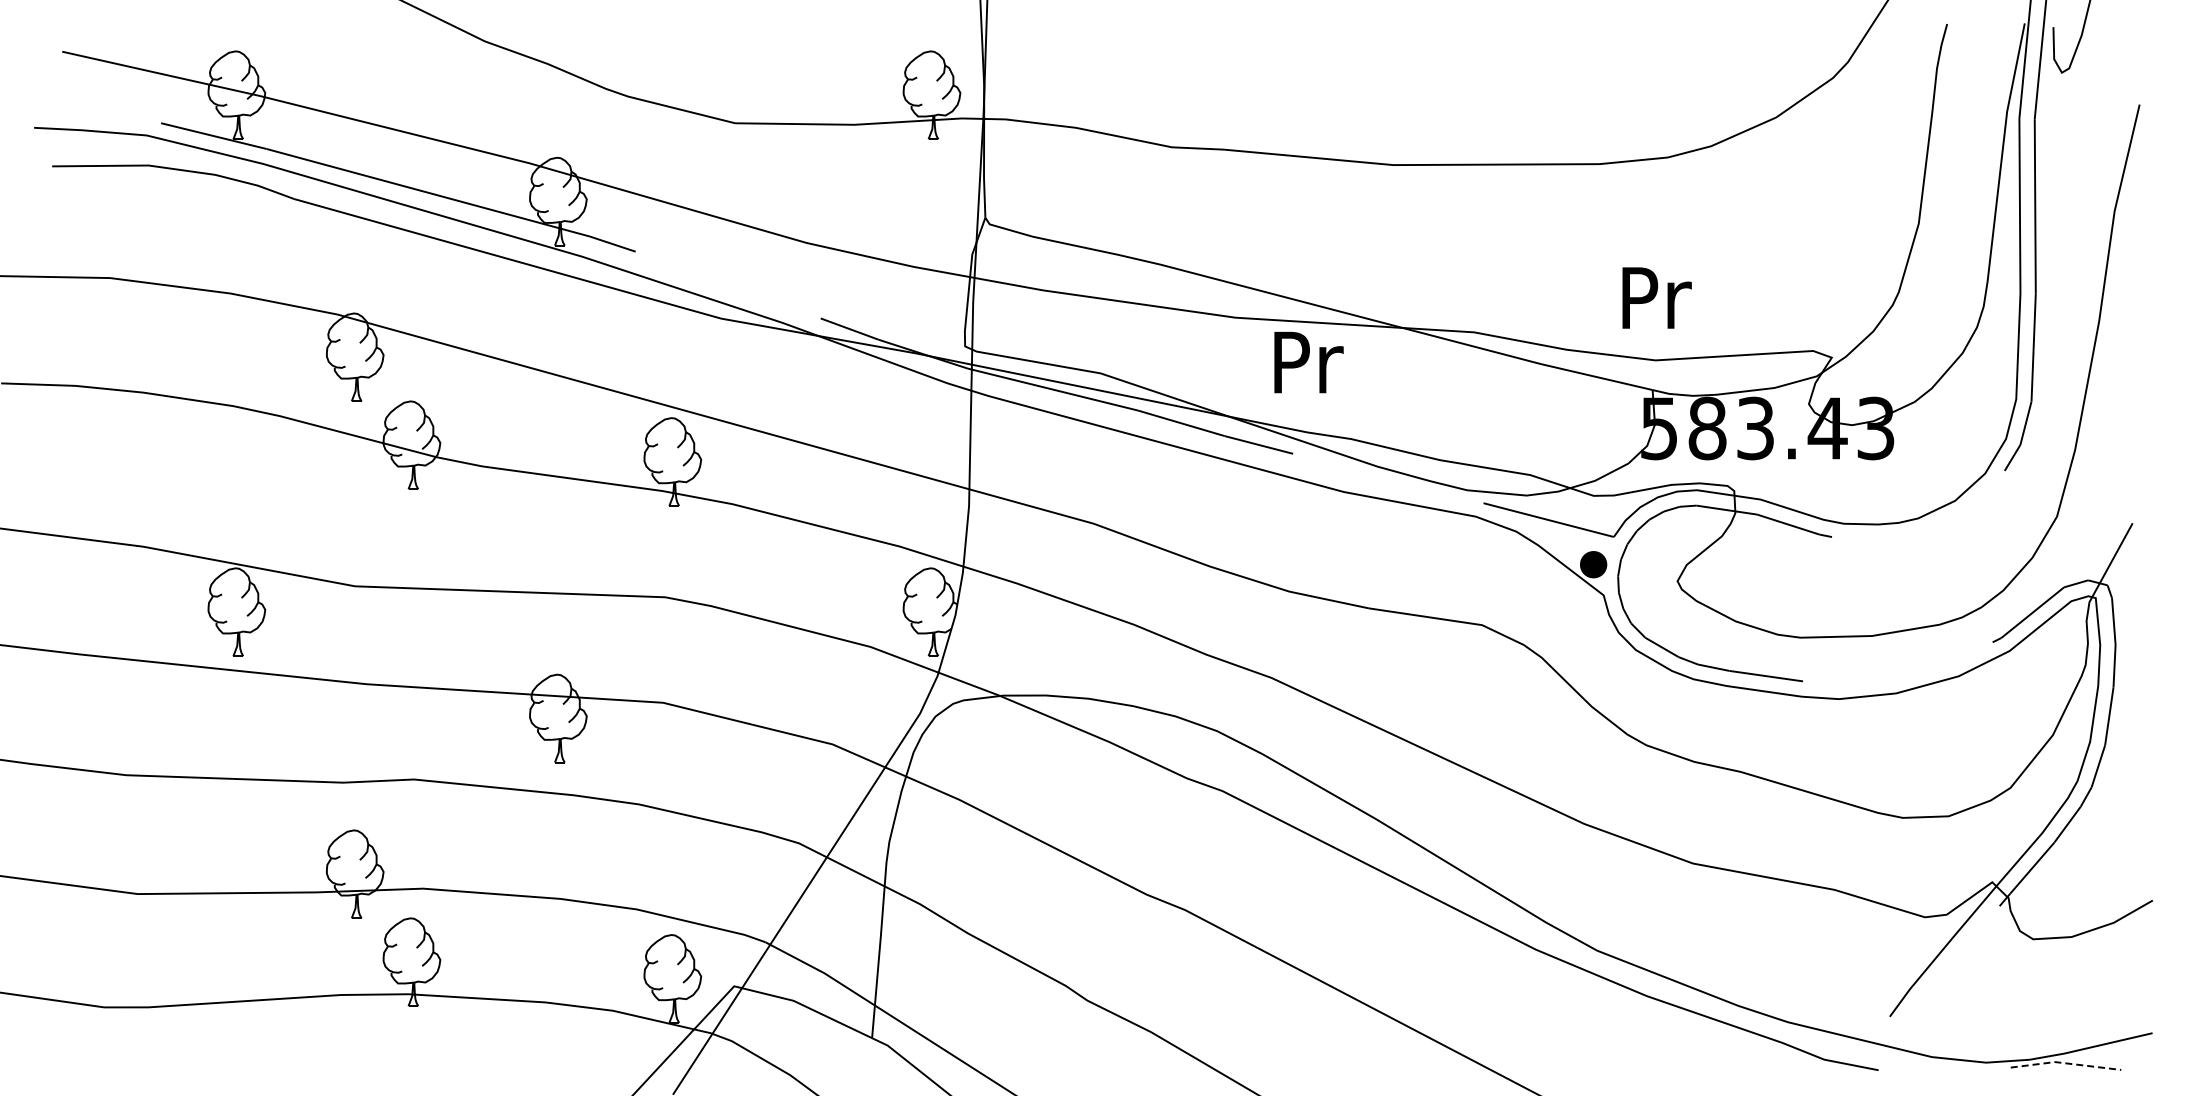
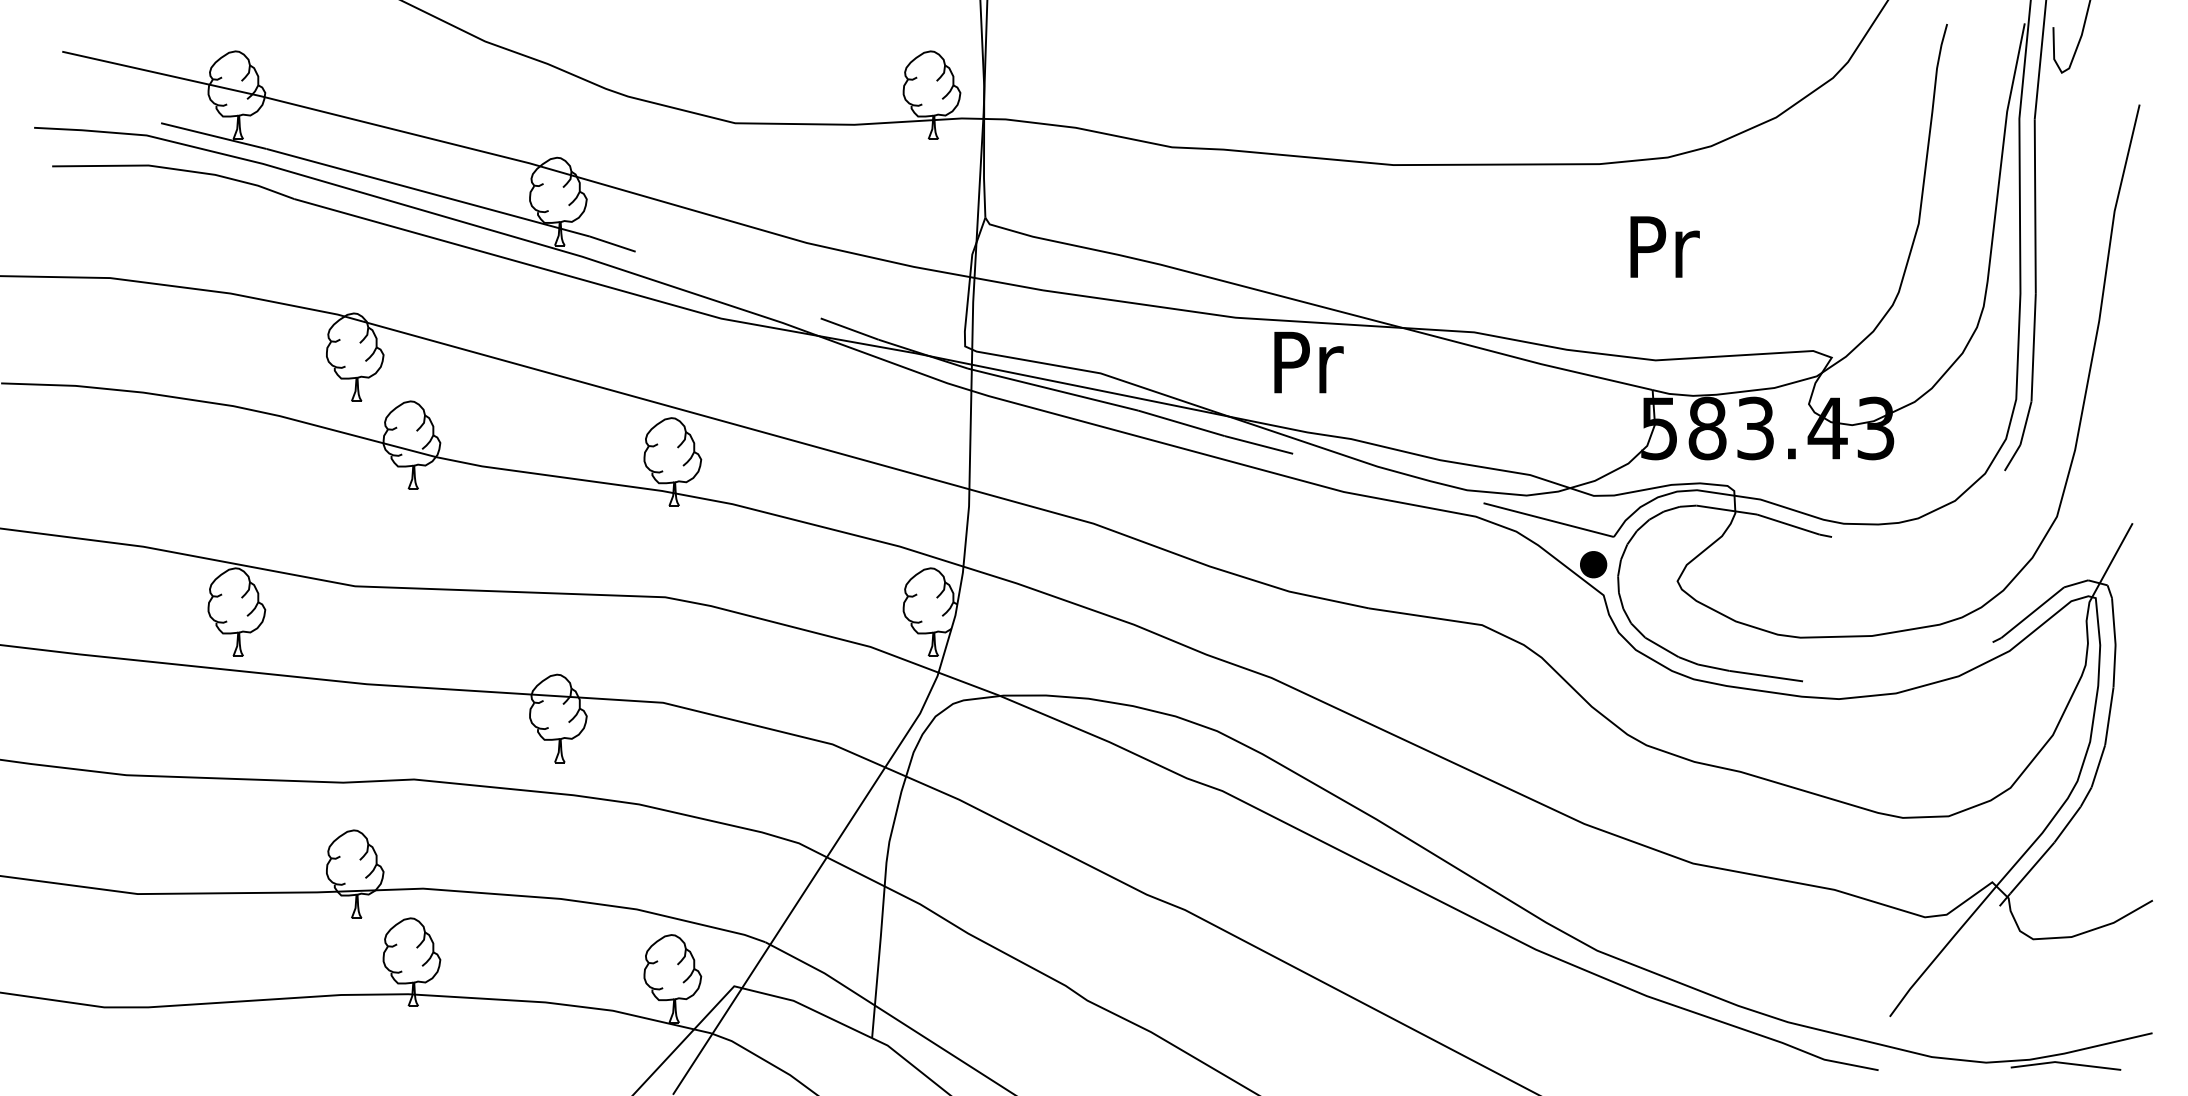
text position: (1656, 297) -> (1664, 246) (1664, 246)
line: dashed -> solid (2065, 1063)
